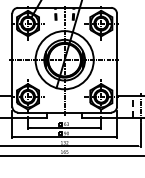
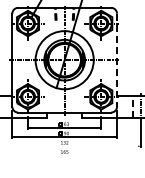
line: solid -> dashed (117, 60)
line: present -> none (69, 146)
line: present -> none (71, 155)
